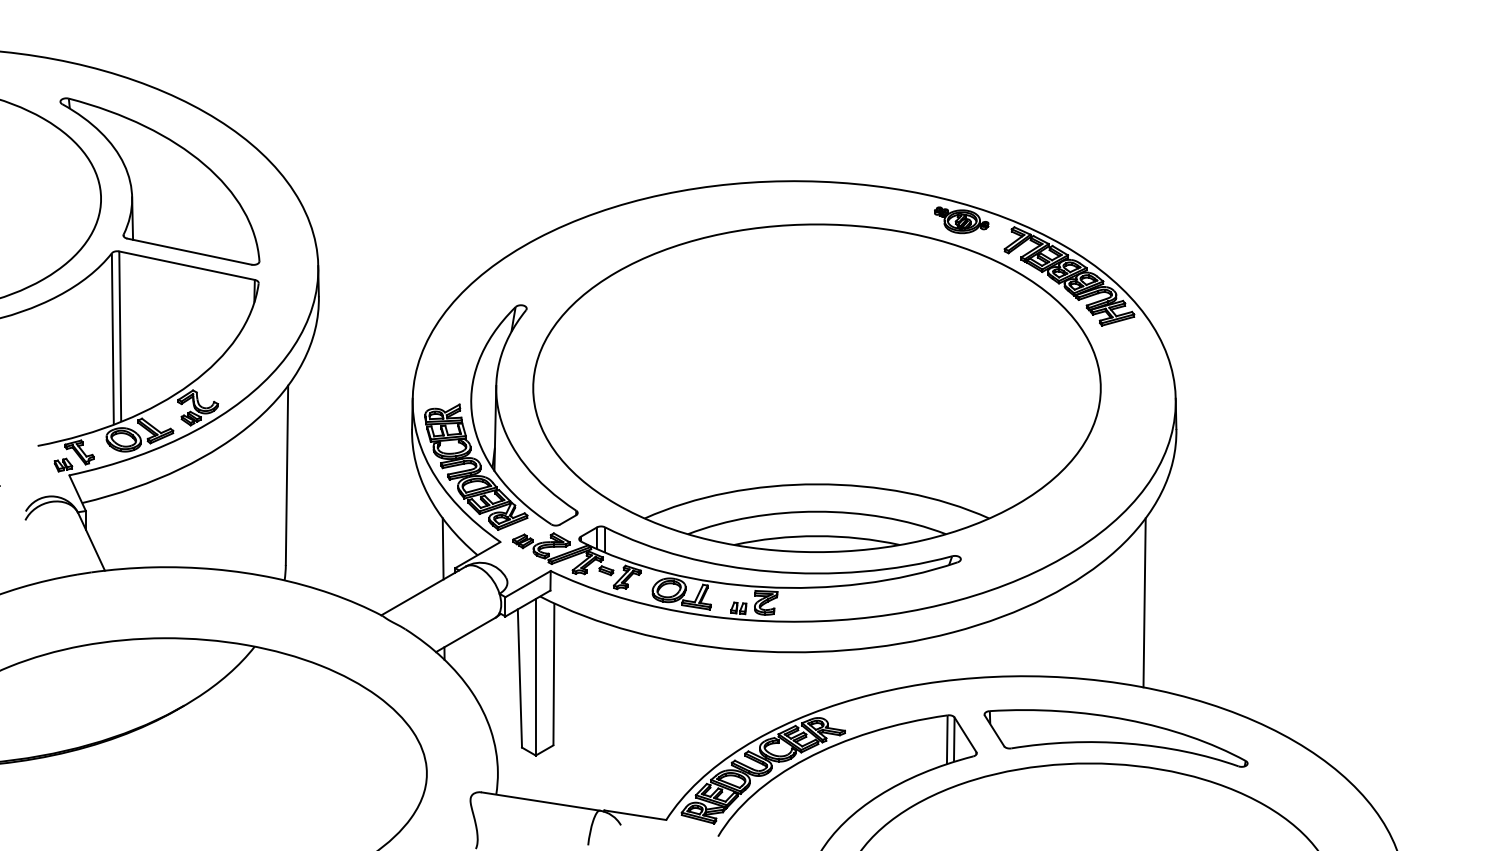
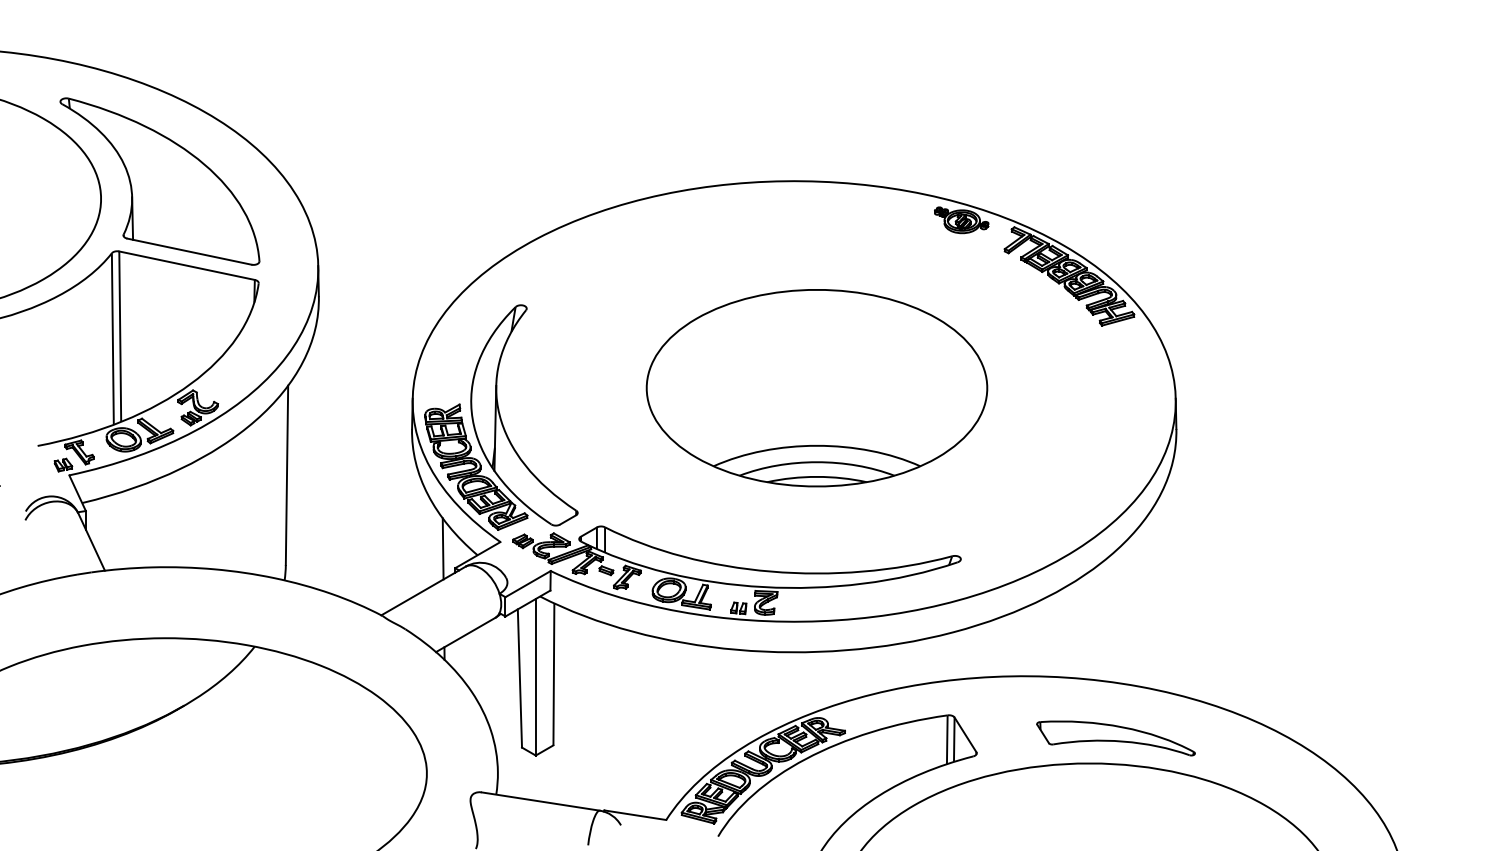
part size: 570x330 px -> 344x199 px (816, 388)
line: present -> none (1144, 602)
part size: 266x59 px -> 160x37 px (1115, 738)
